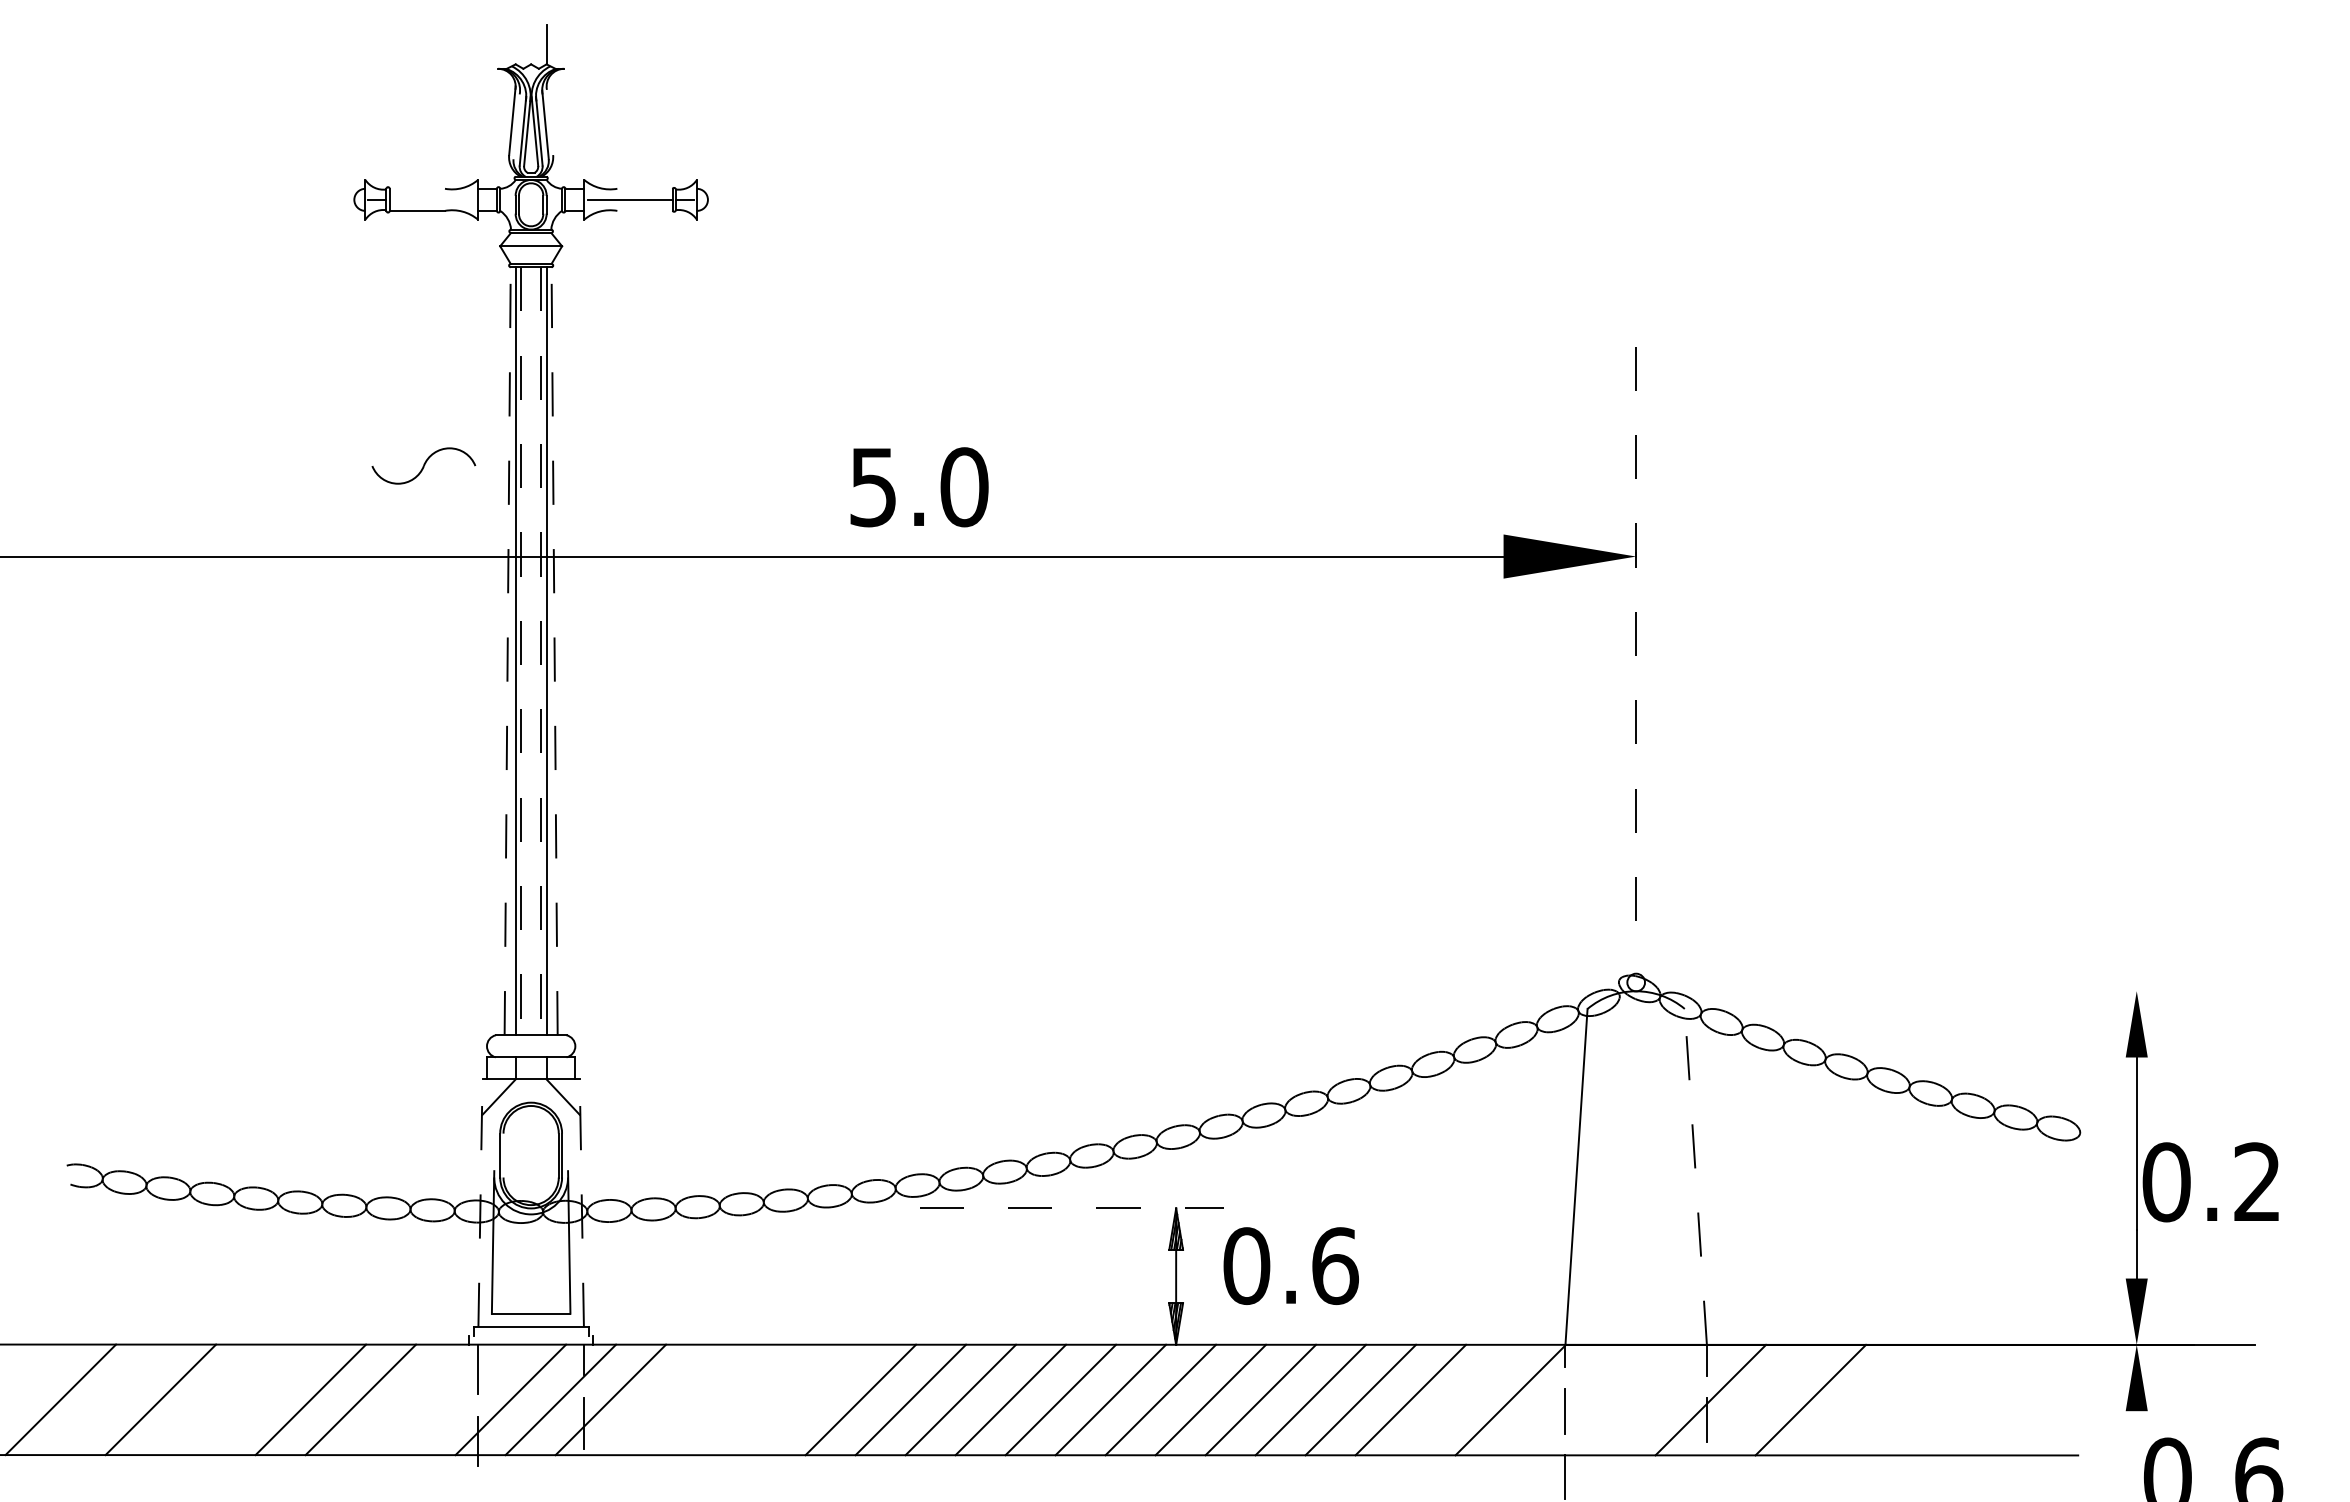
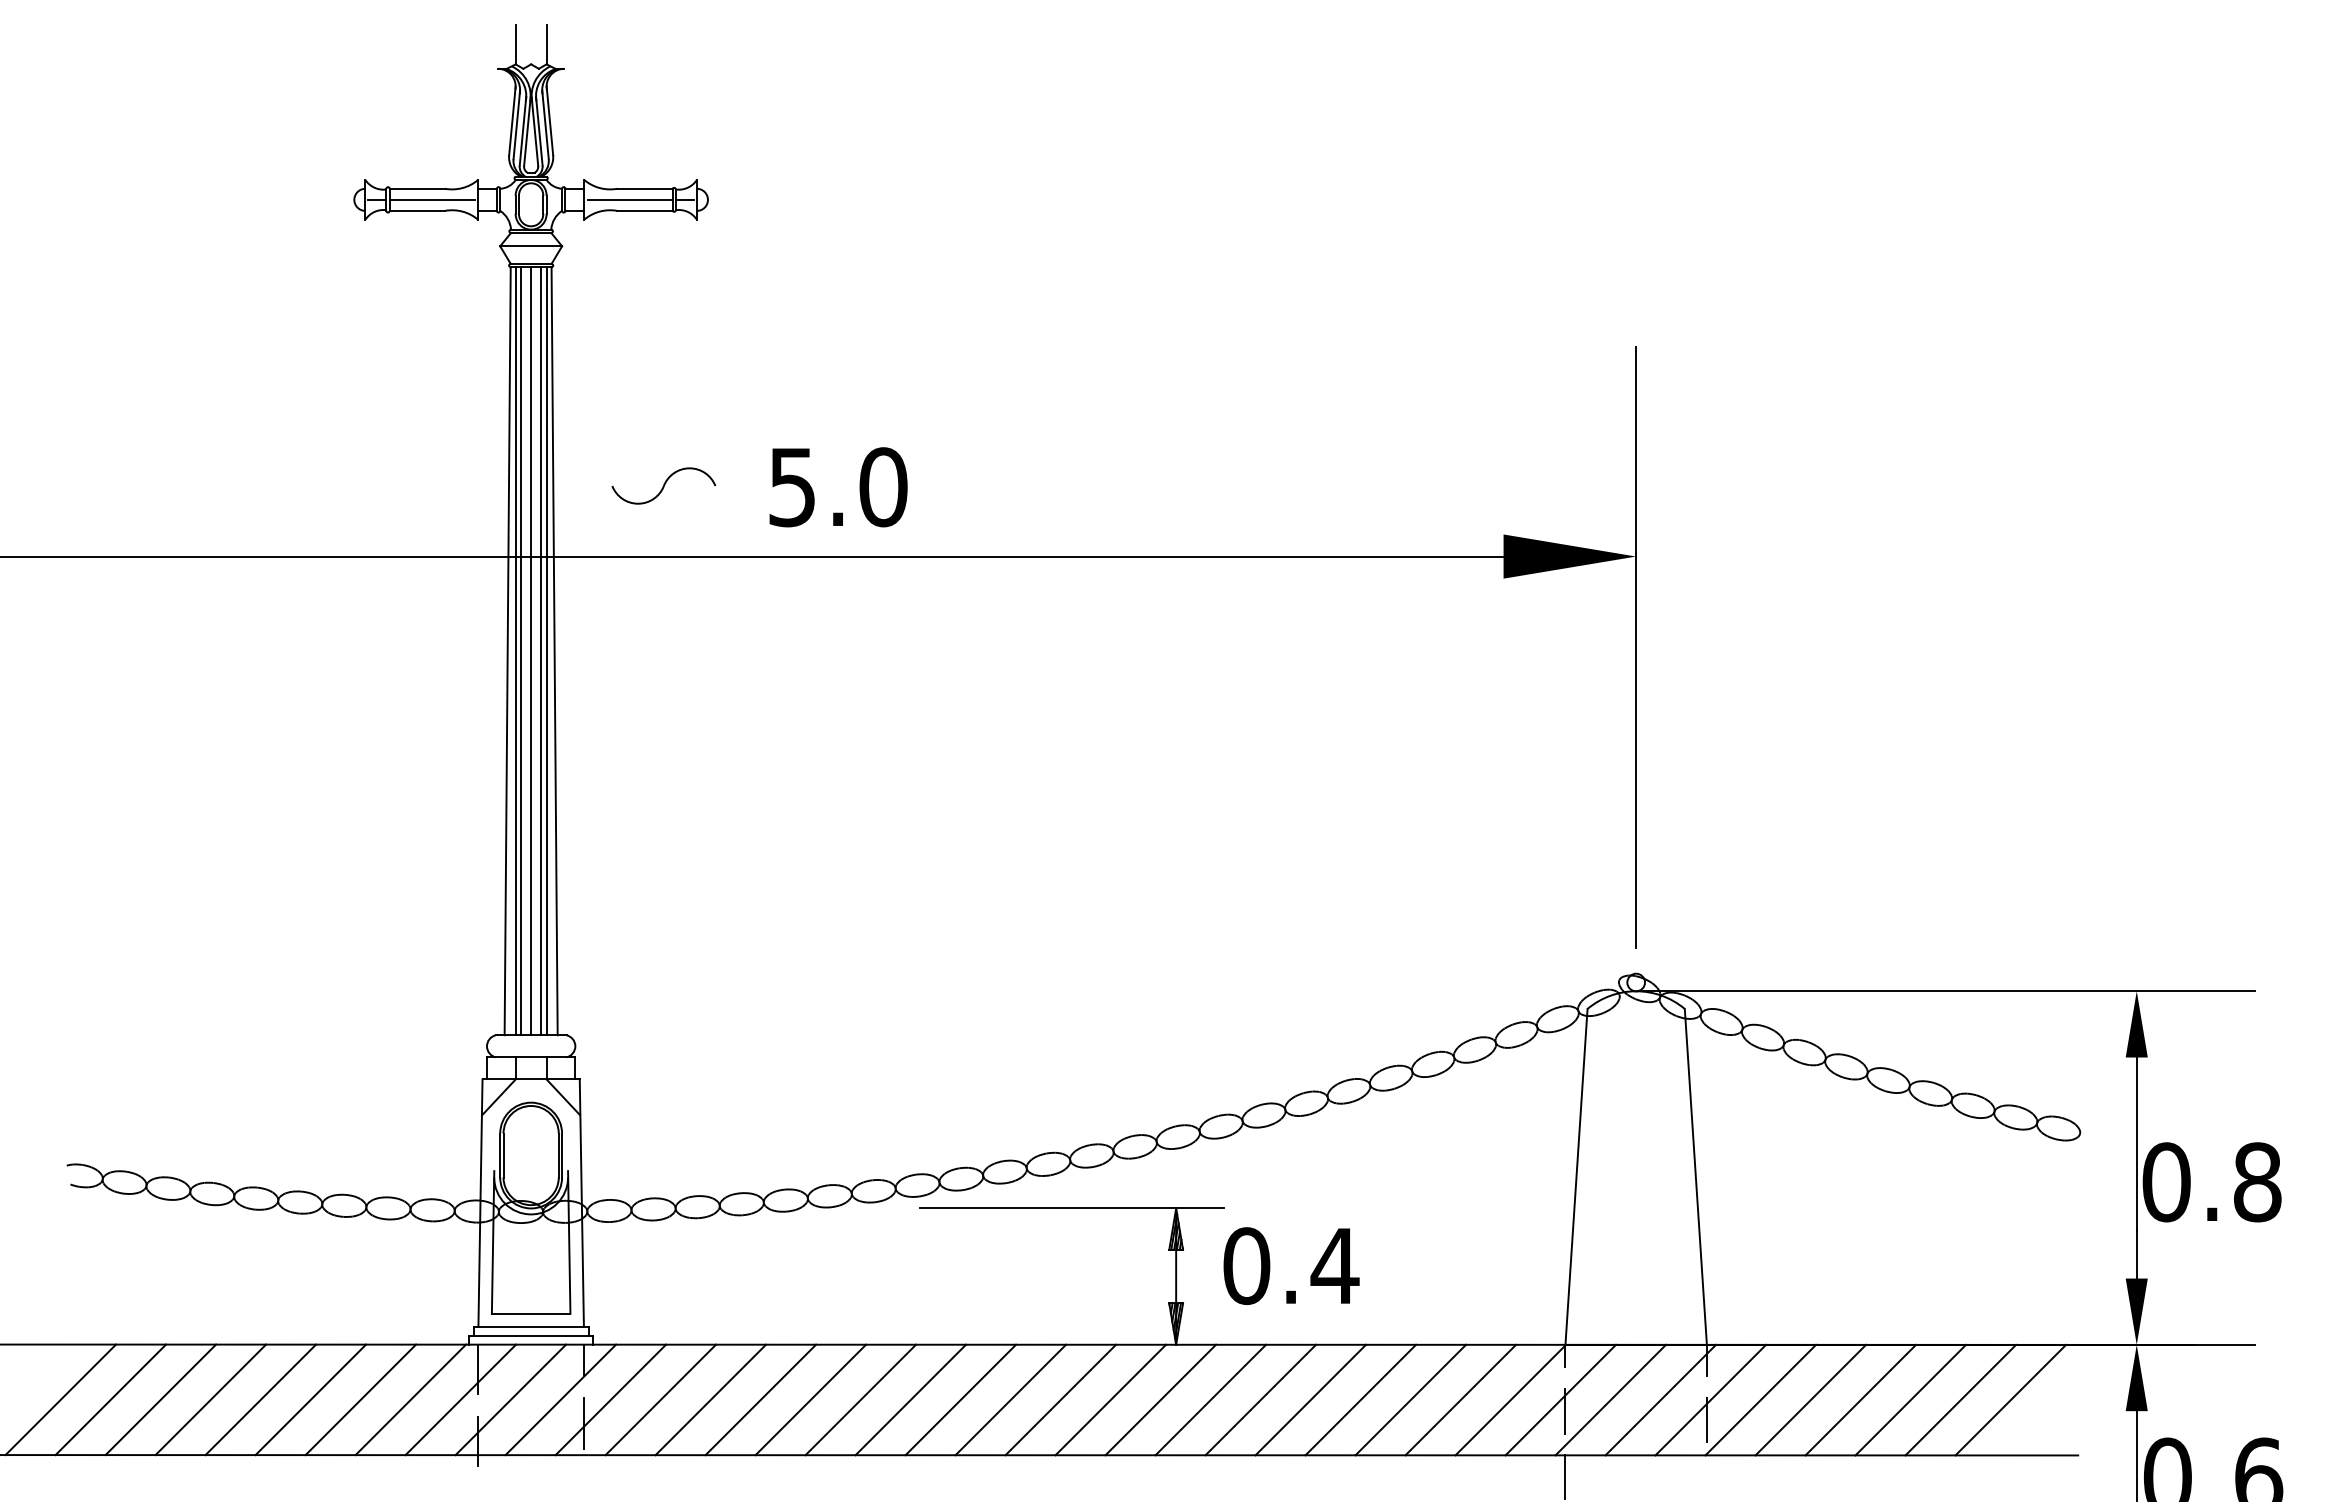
line: none -> present (515, 44)
line: none -> present (549, 120)
line: none -> present (516, 124)
line: none -> present (416, 188)
line: none -> present (644, 188)
line: none -> present (431, 199)
line: none -> present (644, 210)
part position: (423, 465) -> (663, 485) (663, 485)
text position: (919, 487) -> (838, 487) (838, 487)
line: dashed -> solid (1636, 647)
line: dashed -> solid (507, 650)
line: dashed -> solid (554, 650)
line: dashed -> solid (521, 651)
line: none -> present (531, 651)
line: dashed -> solid (541, 651)
line: none -> present (1945, 991)
line: none -> present (503, 1155)
line: dashed -> solid (1695, 1176)
text: 0.2 -> 0.8 (2257, 1182)
line: dashed -> solid (480, 1203)
line: dashed -> solid (581, 1203)
line: dashed -> solid (1072, 1208)
text: 0.6 -> 0.4 (1334, 1266)
line: none -> present (531, 1335)
line: none -> present (110, 1399)
line: none -> present (210, 1399)
line: none -> present (260, 1399)
line: none -> present (410, 1399)
line: none -> present (460, 1399)
line: none -> present (660, 1399)
line: none -> present (710, 1399)
line: none -> present (760, 1399)
line: none -> present (810, 1399)
line: none -> present (1460, 1399)
line: none -> present (1560, 1399)
line: none -> present (1610, 1399)
line: none -> present (1660, 1399)
line: none -> present (1760, 1399)
line: none -> present (1860, 1399)
line: none -> present (1910, 1399)
line: none -> present (1960, 1399)
line: none -> present (2010, 1399)
line: none -> present (2136, 1454)
